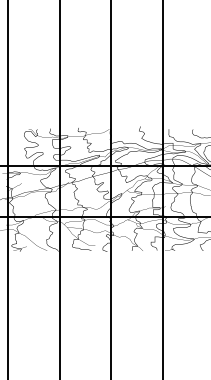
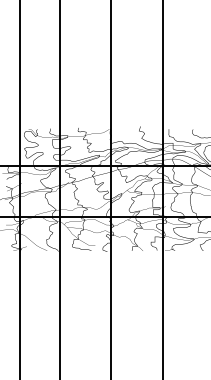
line position: (8, 189) -> (20, 189) (20, 189)
